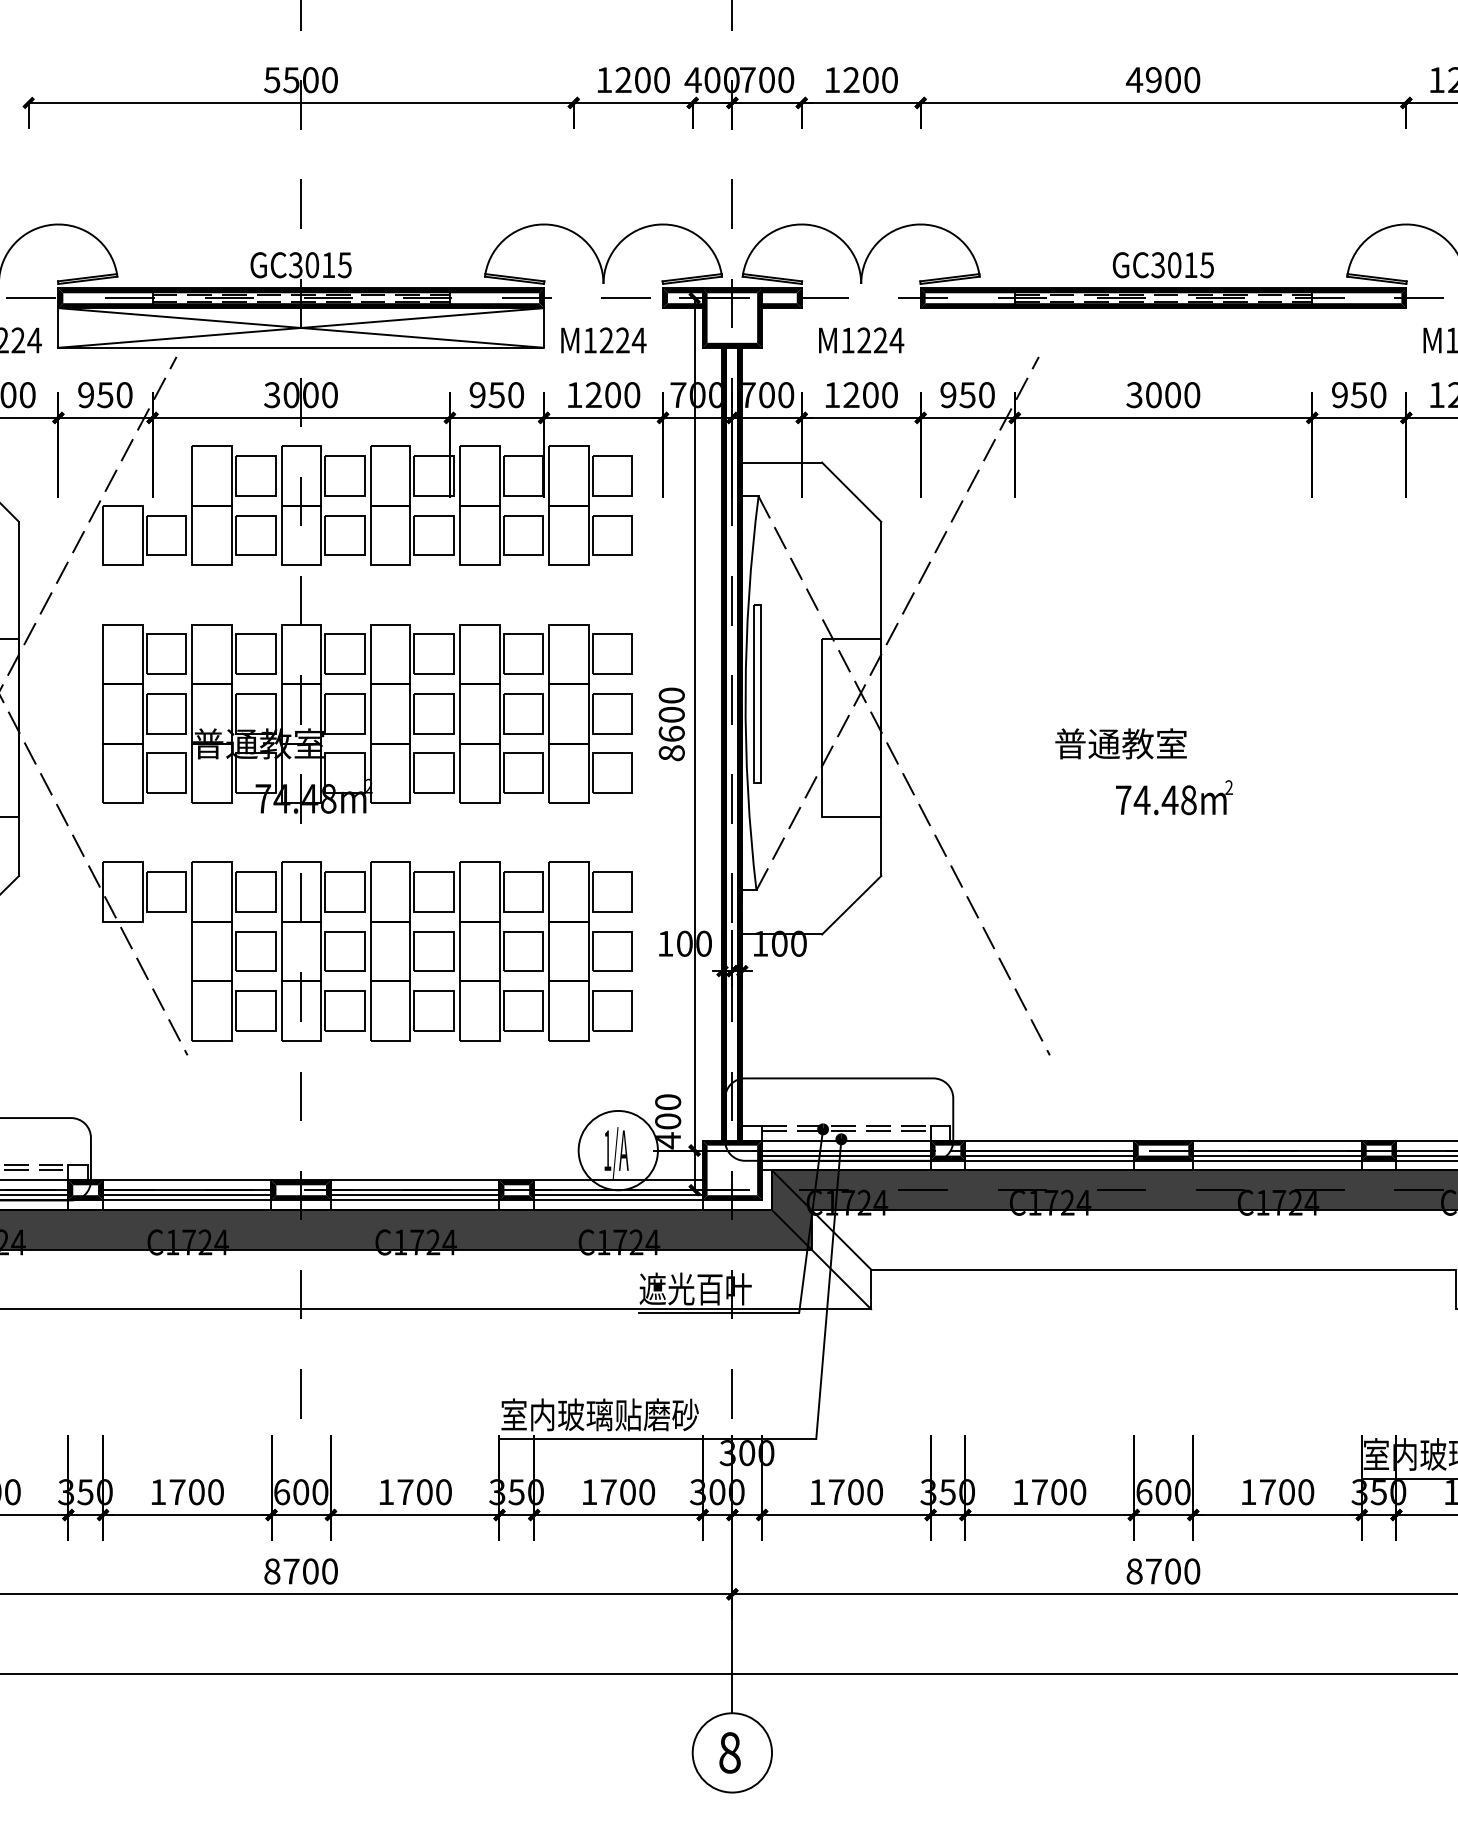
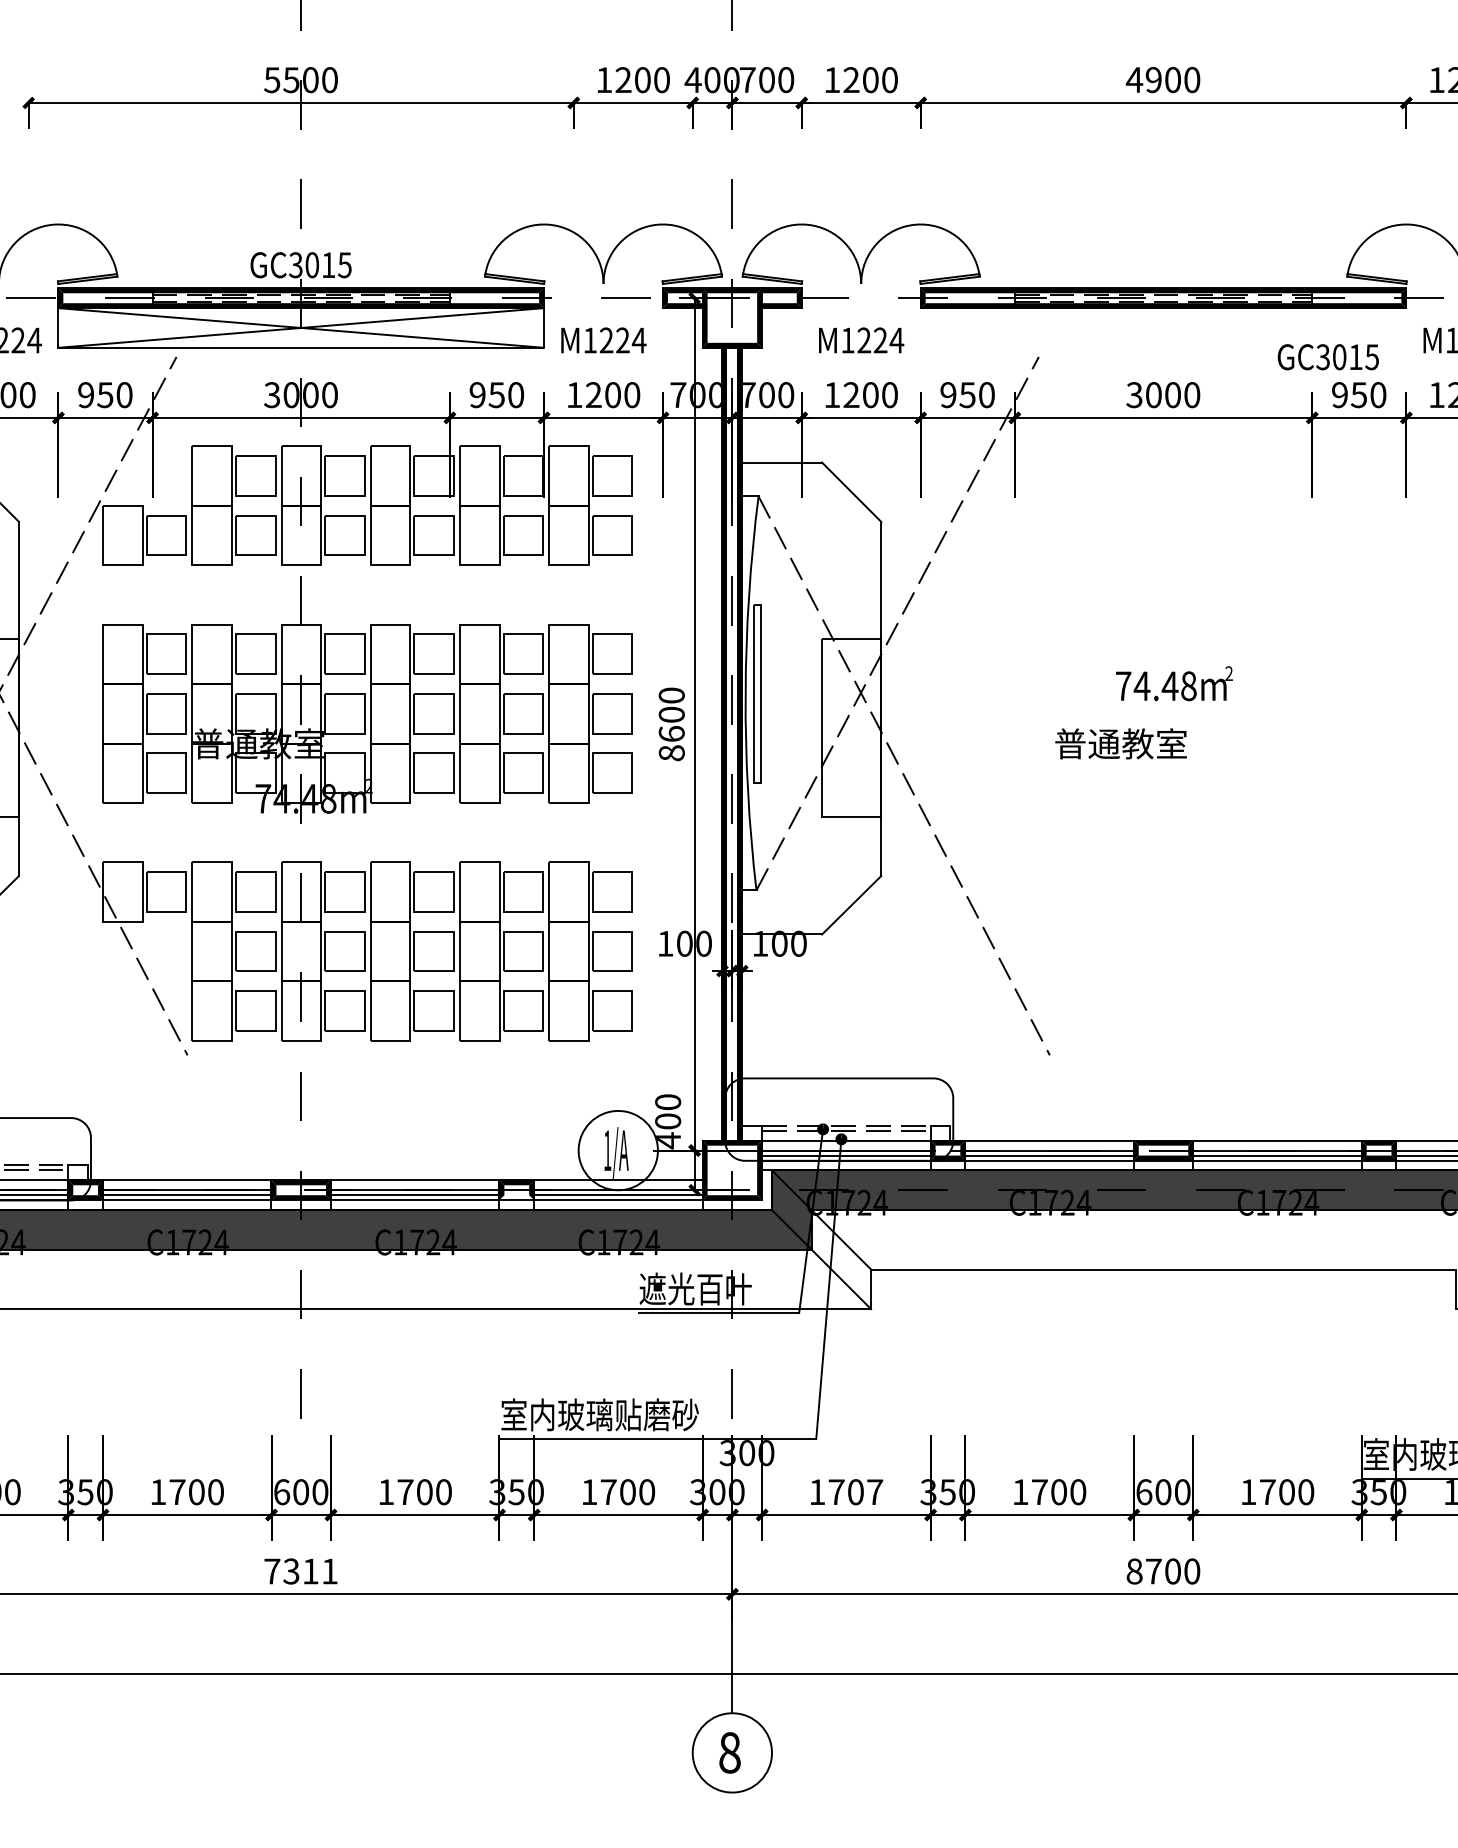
text position: (1162, 265) -> (1327, 357) (1327, 357)
text position: (1174, 797) -> (1174, 683) (1174, 683)
fill: present -> none (516, 1197)
text: 1700 -> 1707 (875, 1492)
text: 8700 -> 7311 (300, 1571)
